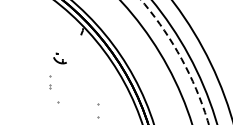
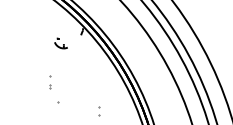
part position: (59, 58) -> (60, 43) (60, 43)
arc: dashed -> solid (181, 59)
part size: 3x16 px -> 3x11 px (99, 111)
